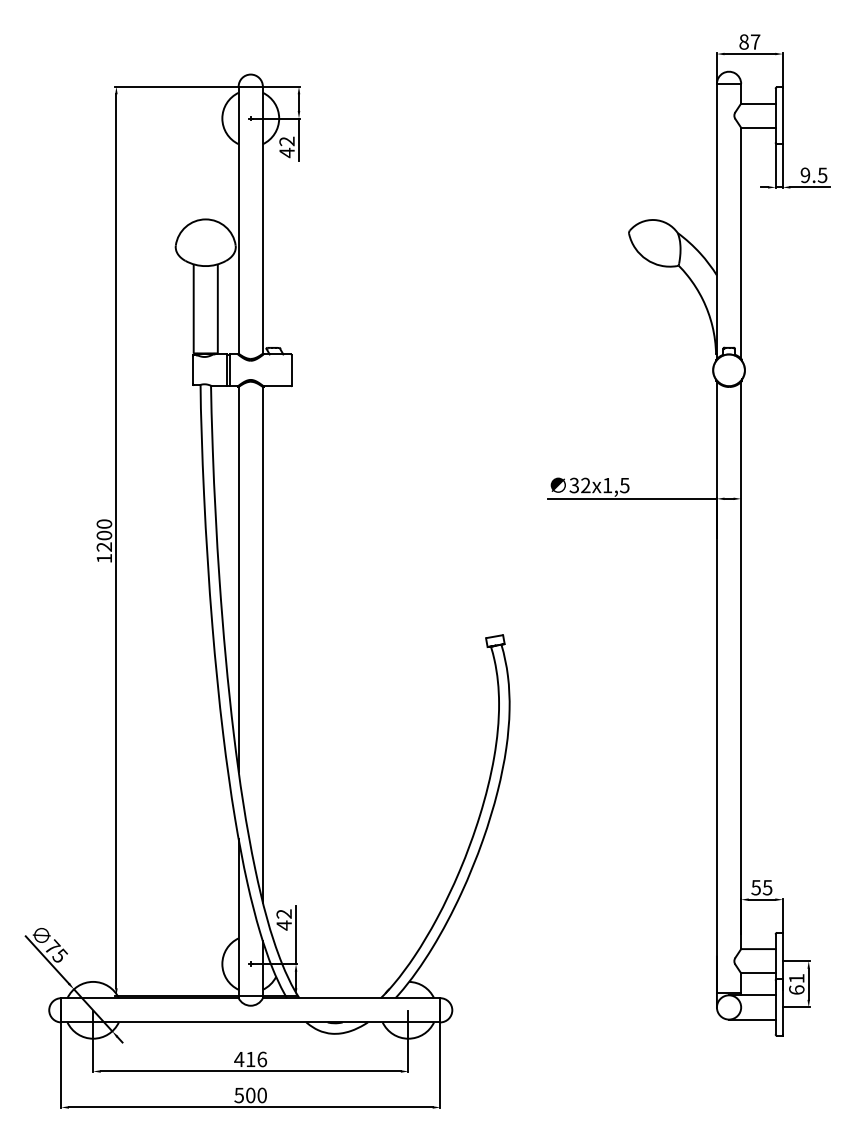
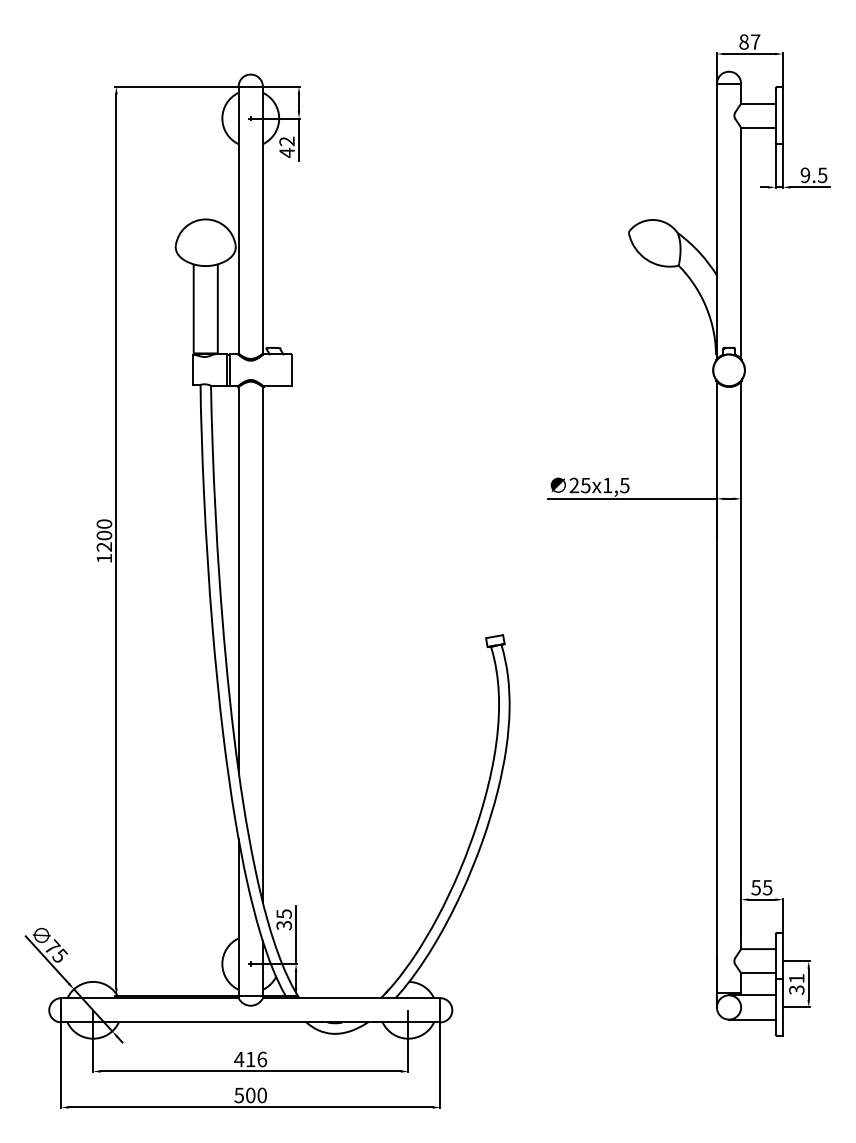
text: 32x1,5 -> 25x1,5 (579, 485)
text: 42 -> 35 (283, 919)
text: 61 -> 31 (796, 989)
